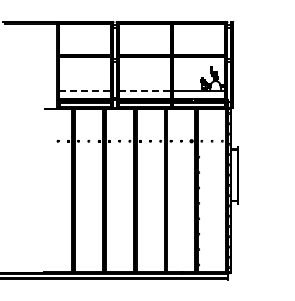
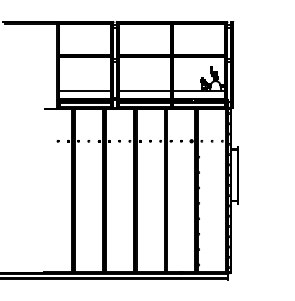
line: dashed -> solid (85, 90)
line: dashed -> solid (145, 90)
